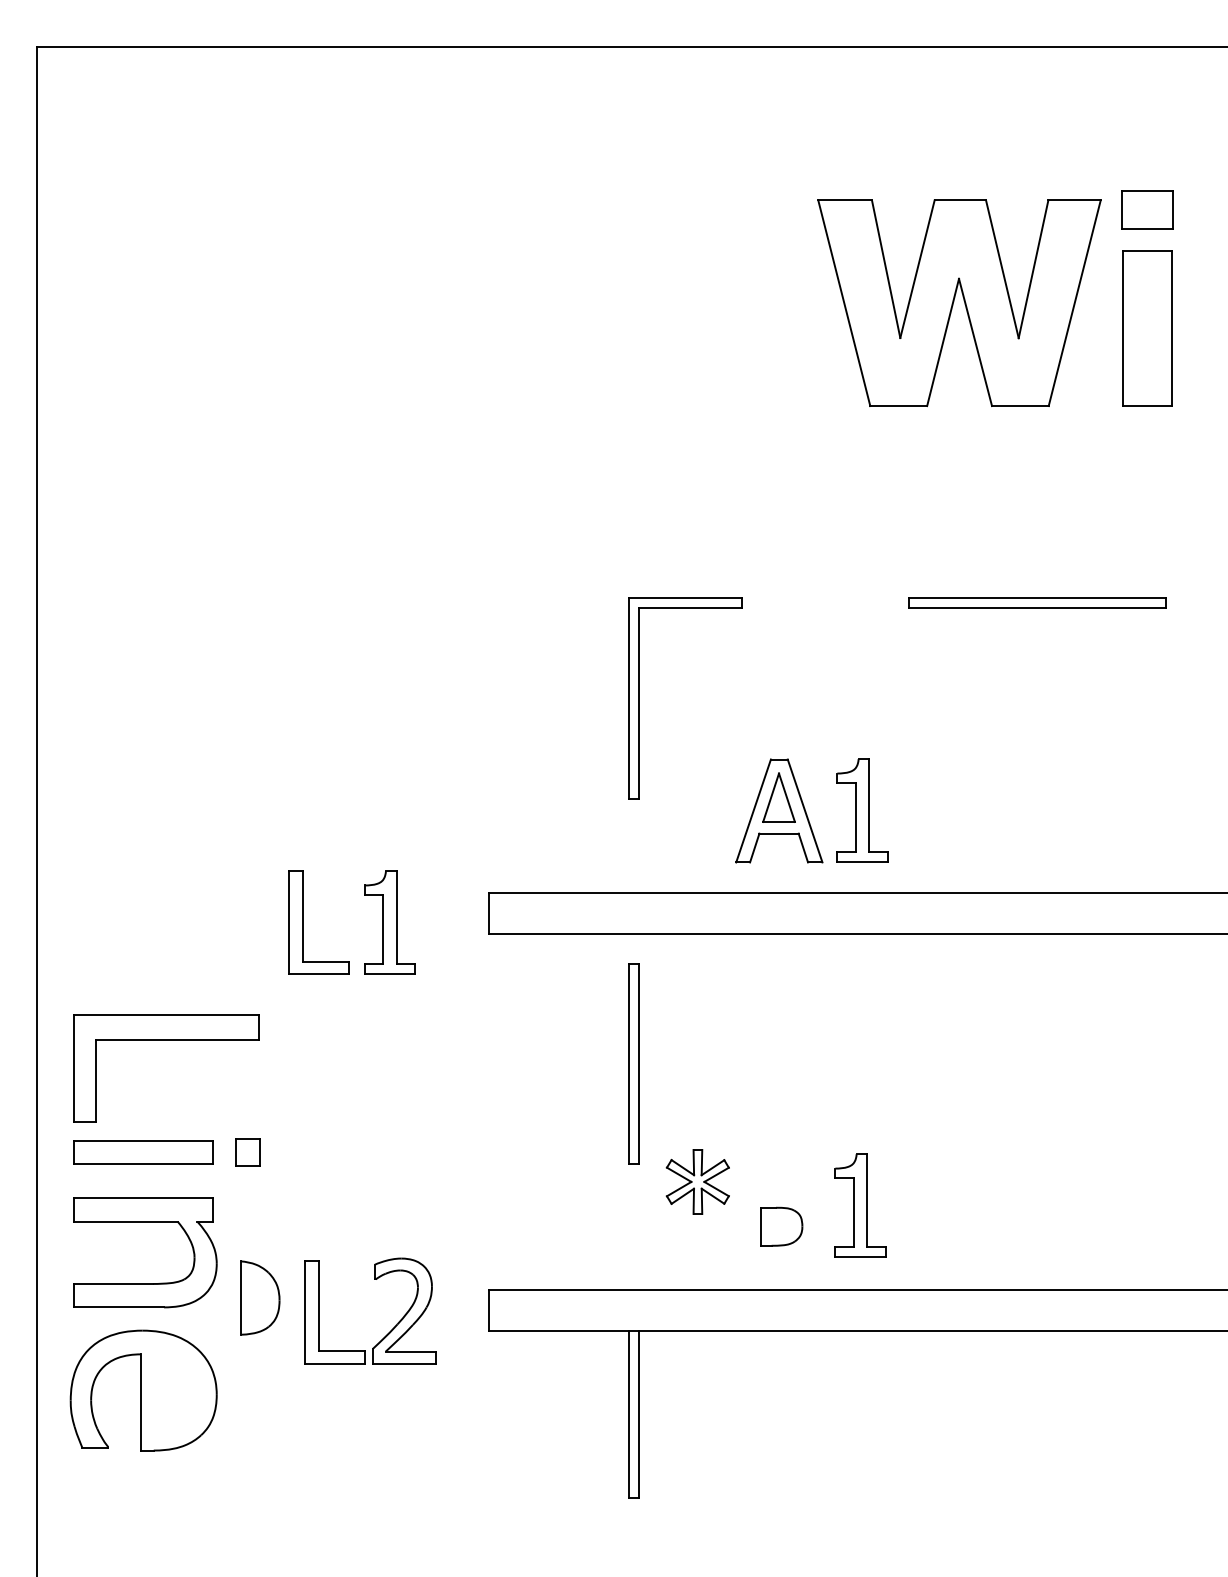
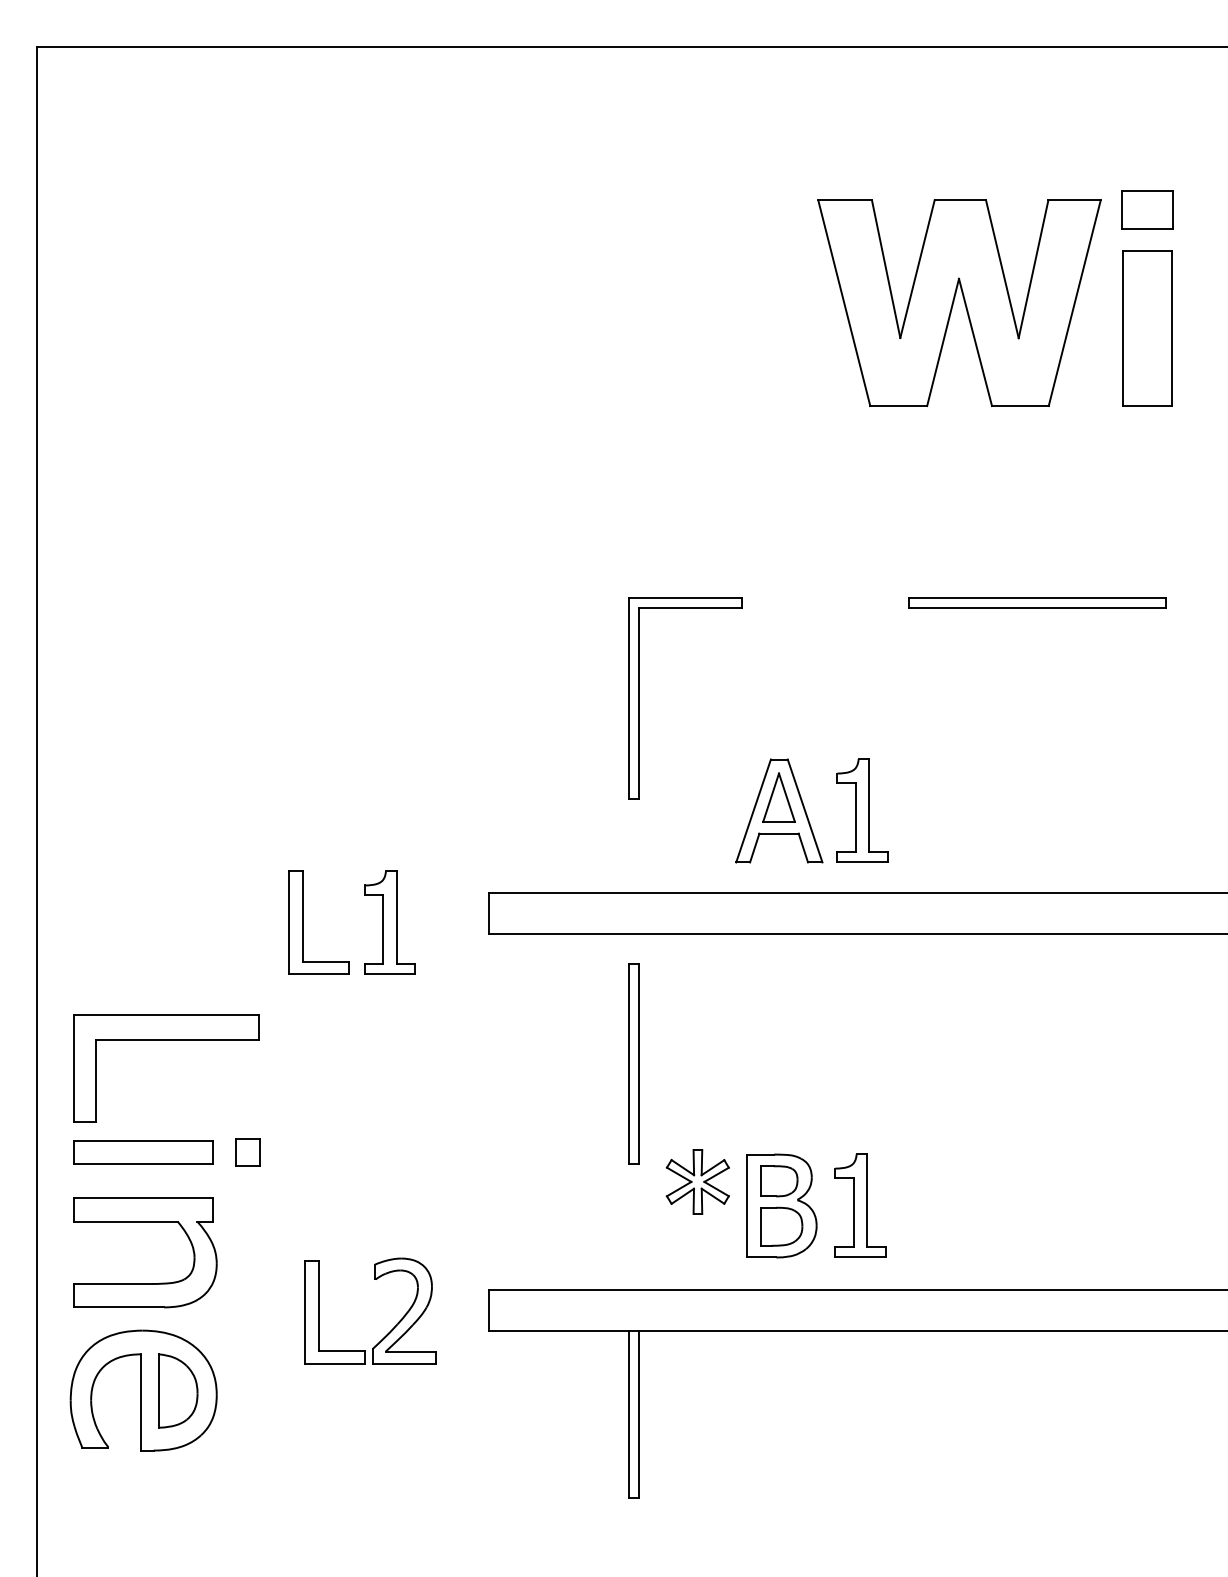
part: none -> present (781, 1205)
part position: (260, 1297) -> (178, 1390) (178, 1390)
